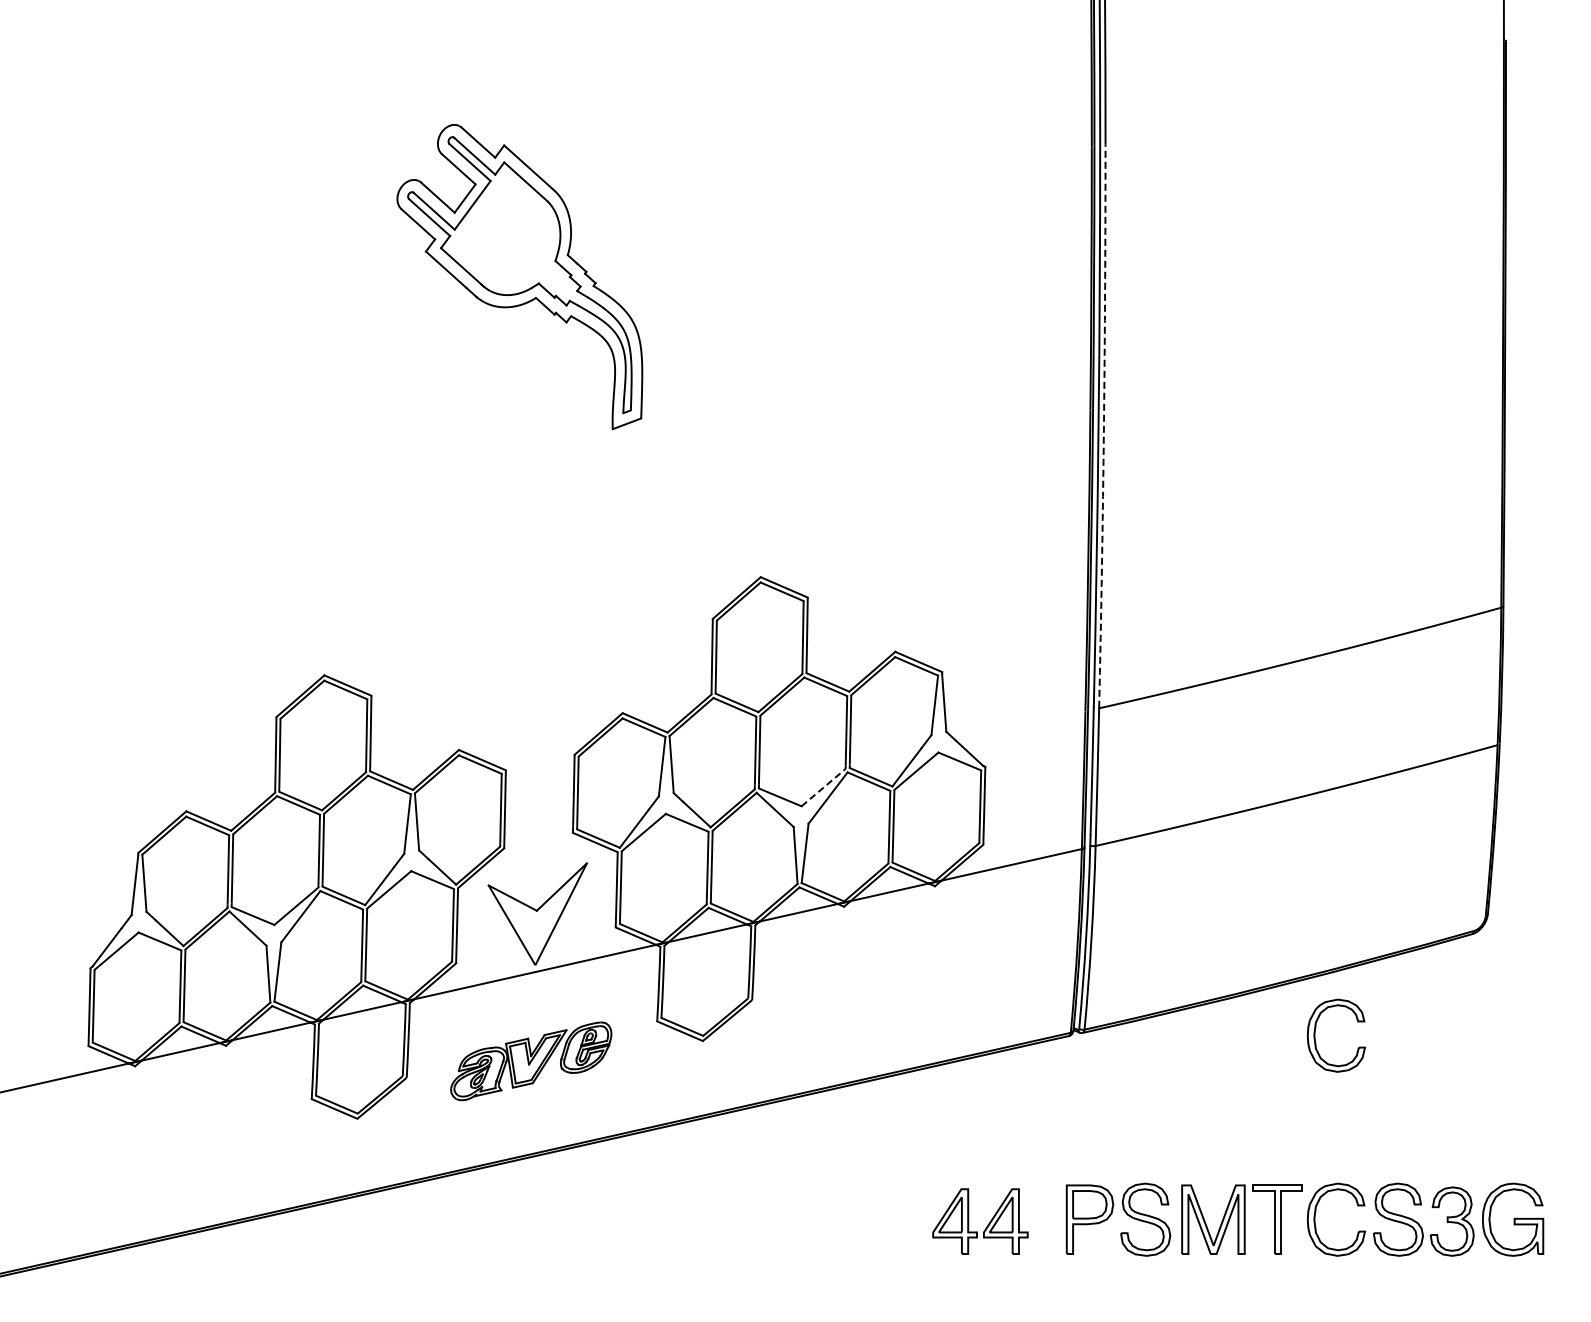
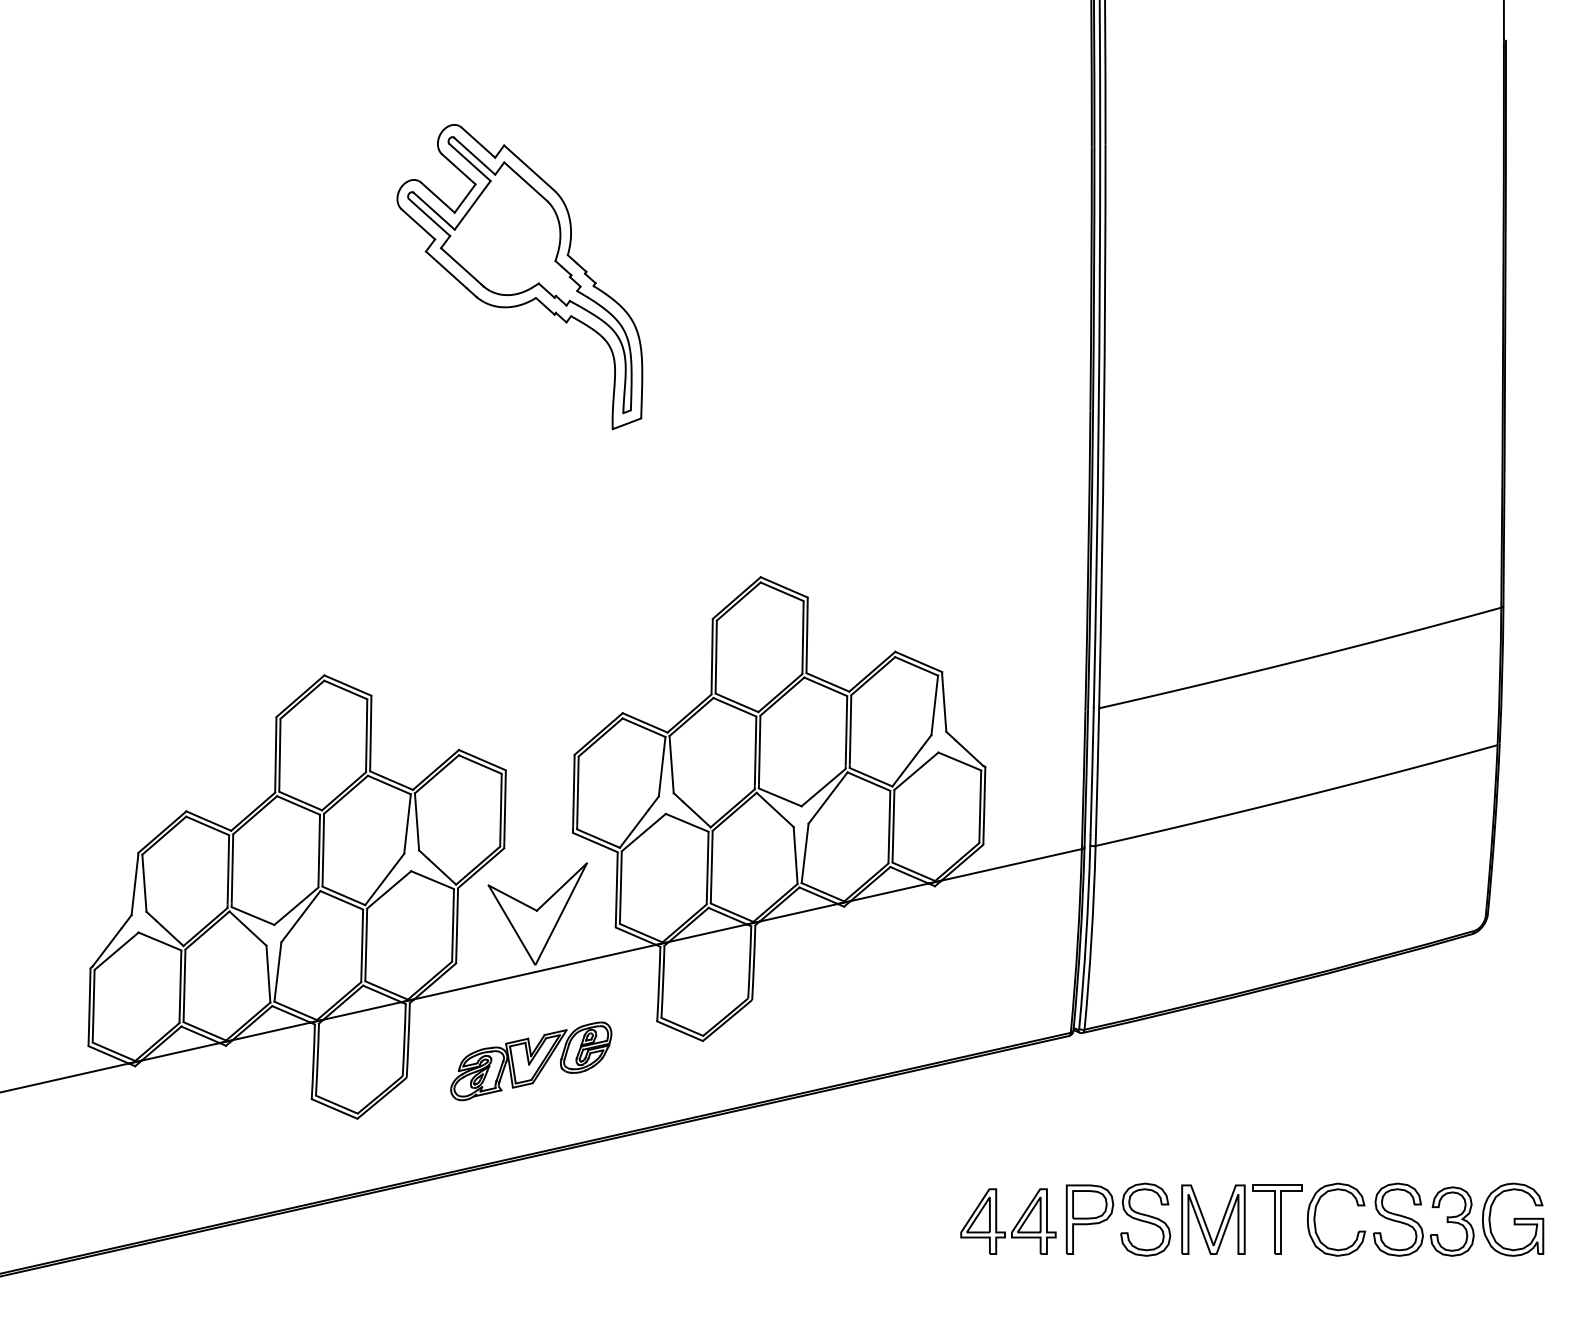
arc: dashed -> solid (1103, 426)
line: dashed -> solid (823, 787)
part: present -> none (1315, 1035)
part position: (986, 1226) -> (1014, 1226) (1014, 1226)
